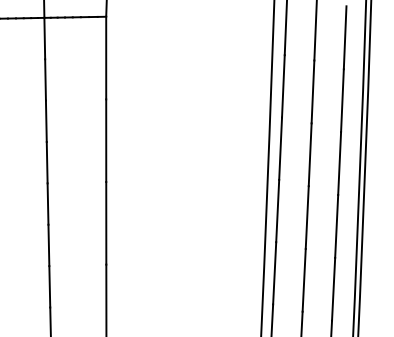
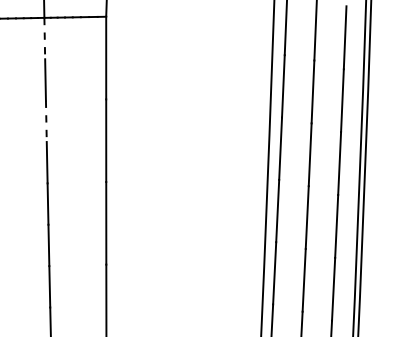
line: solid -> dashed (44, 38)
line: solid -> dashed (46, 121)
